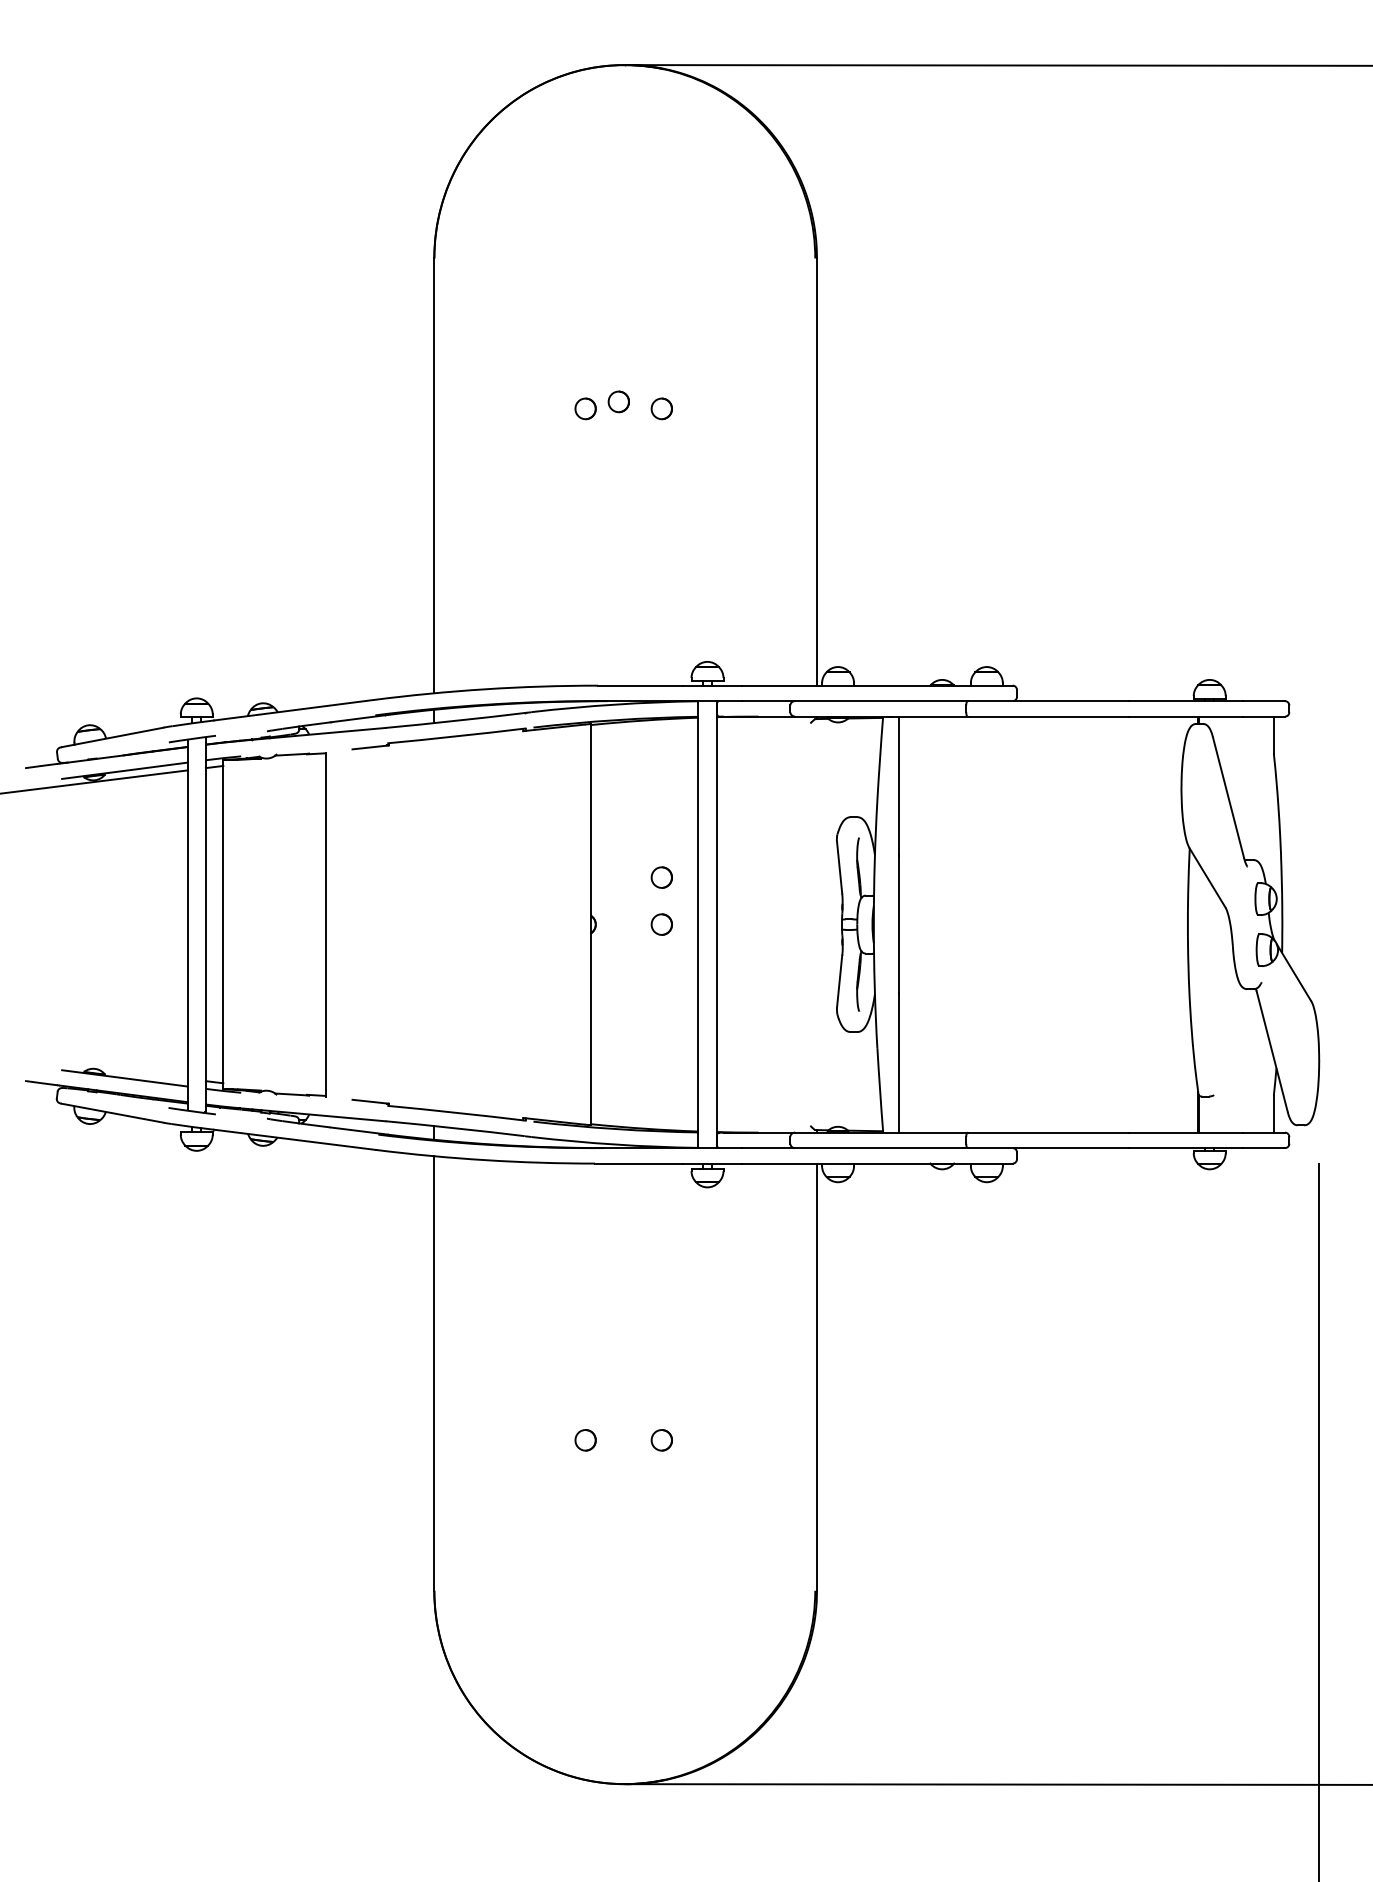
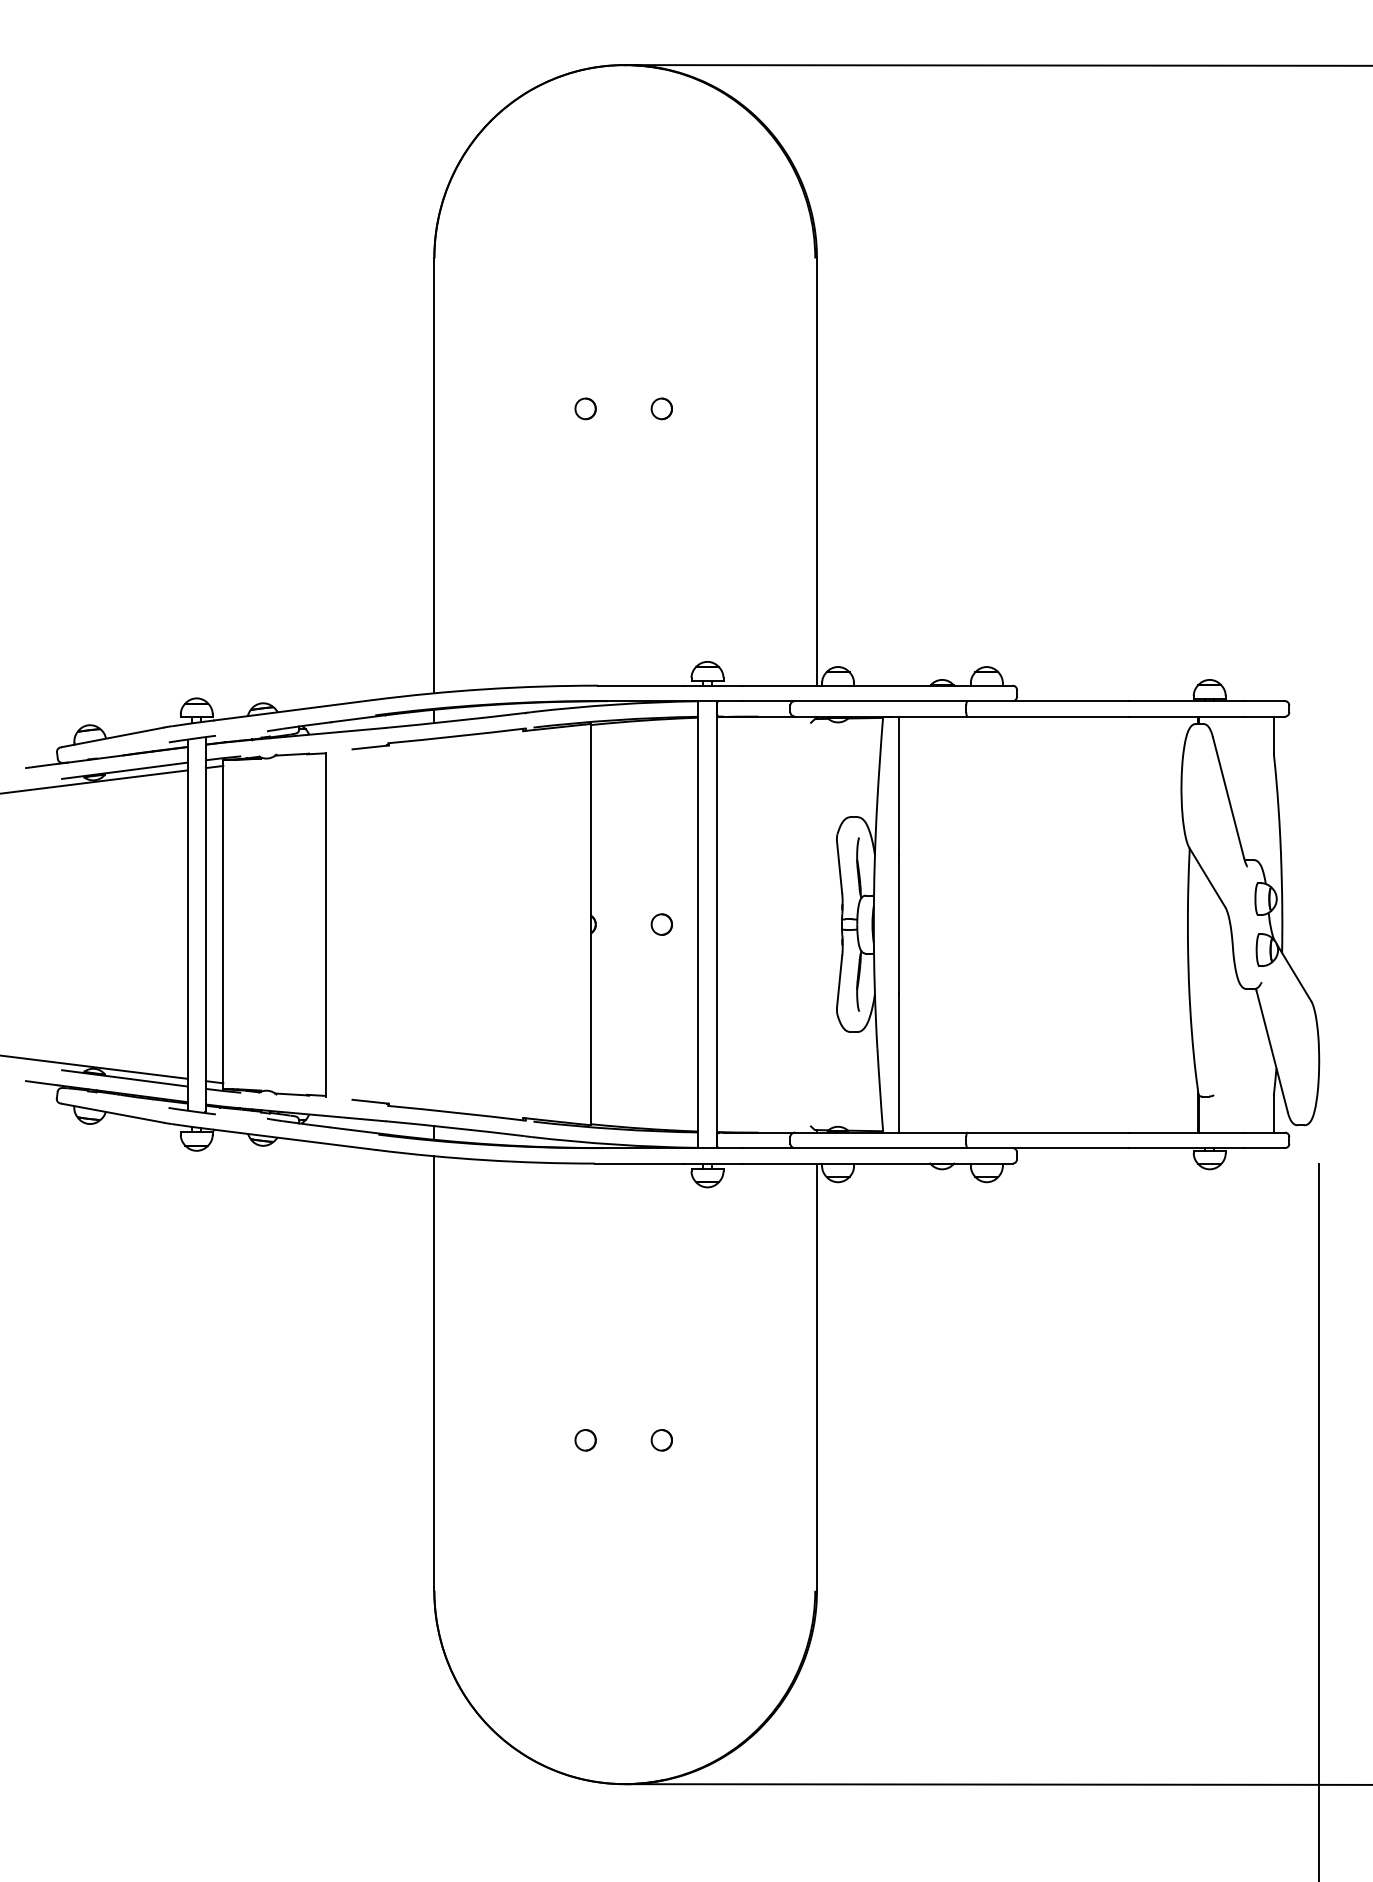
part: present -> none (618, 401)
part: present -> none (661, 877)
line: none -> present (94, 1066)
